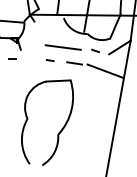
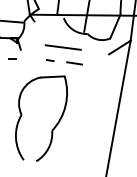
line: present -> none (95, 50)
line: present -> none (105, 71)
part position: (58, 132) -> (52, 128) (52, 128)
